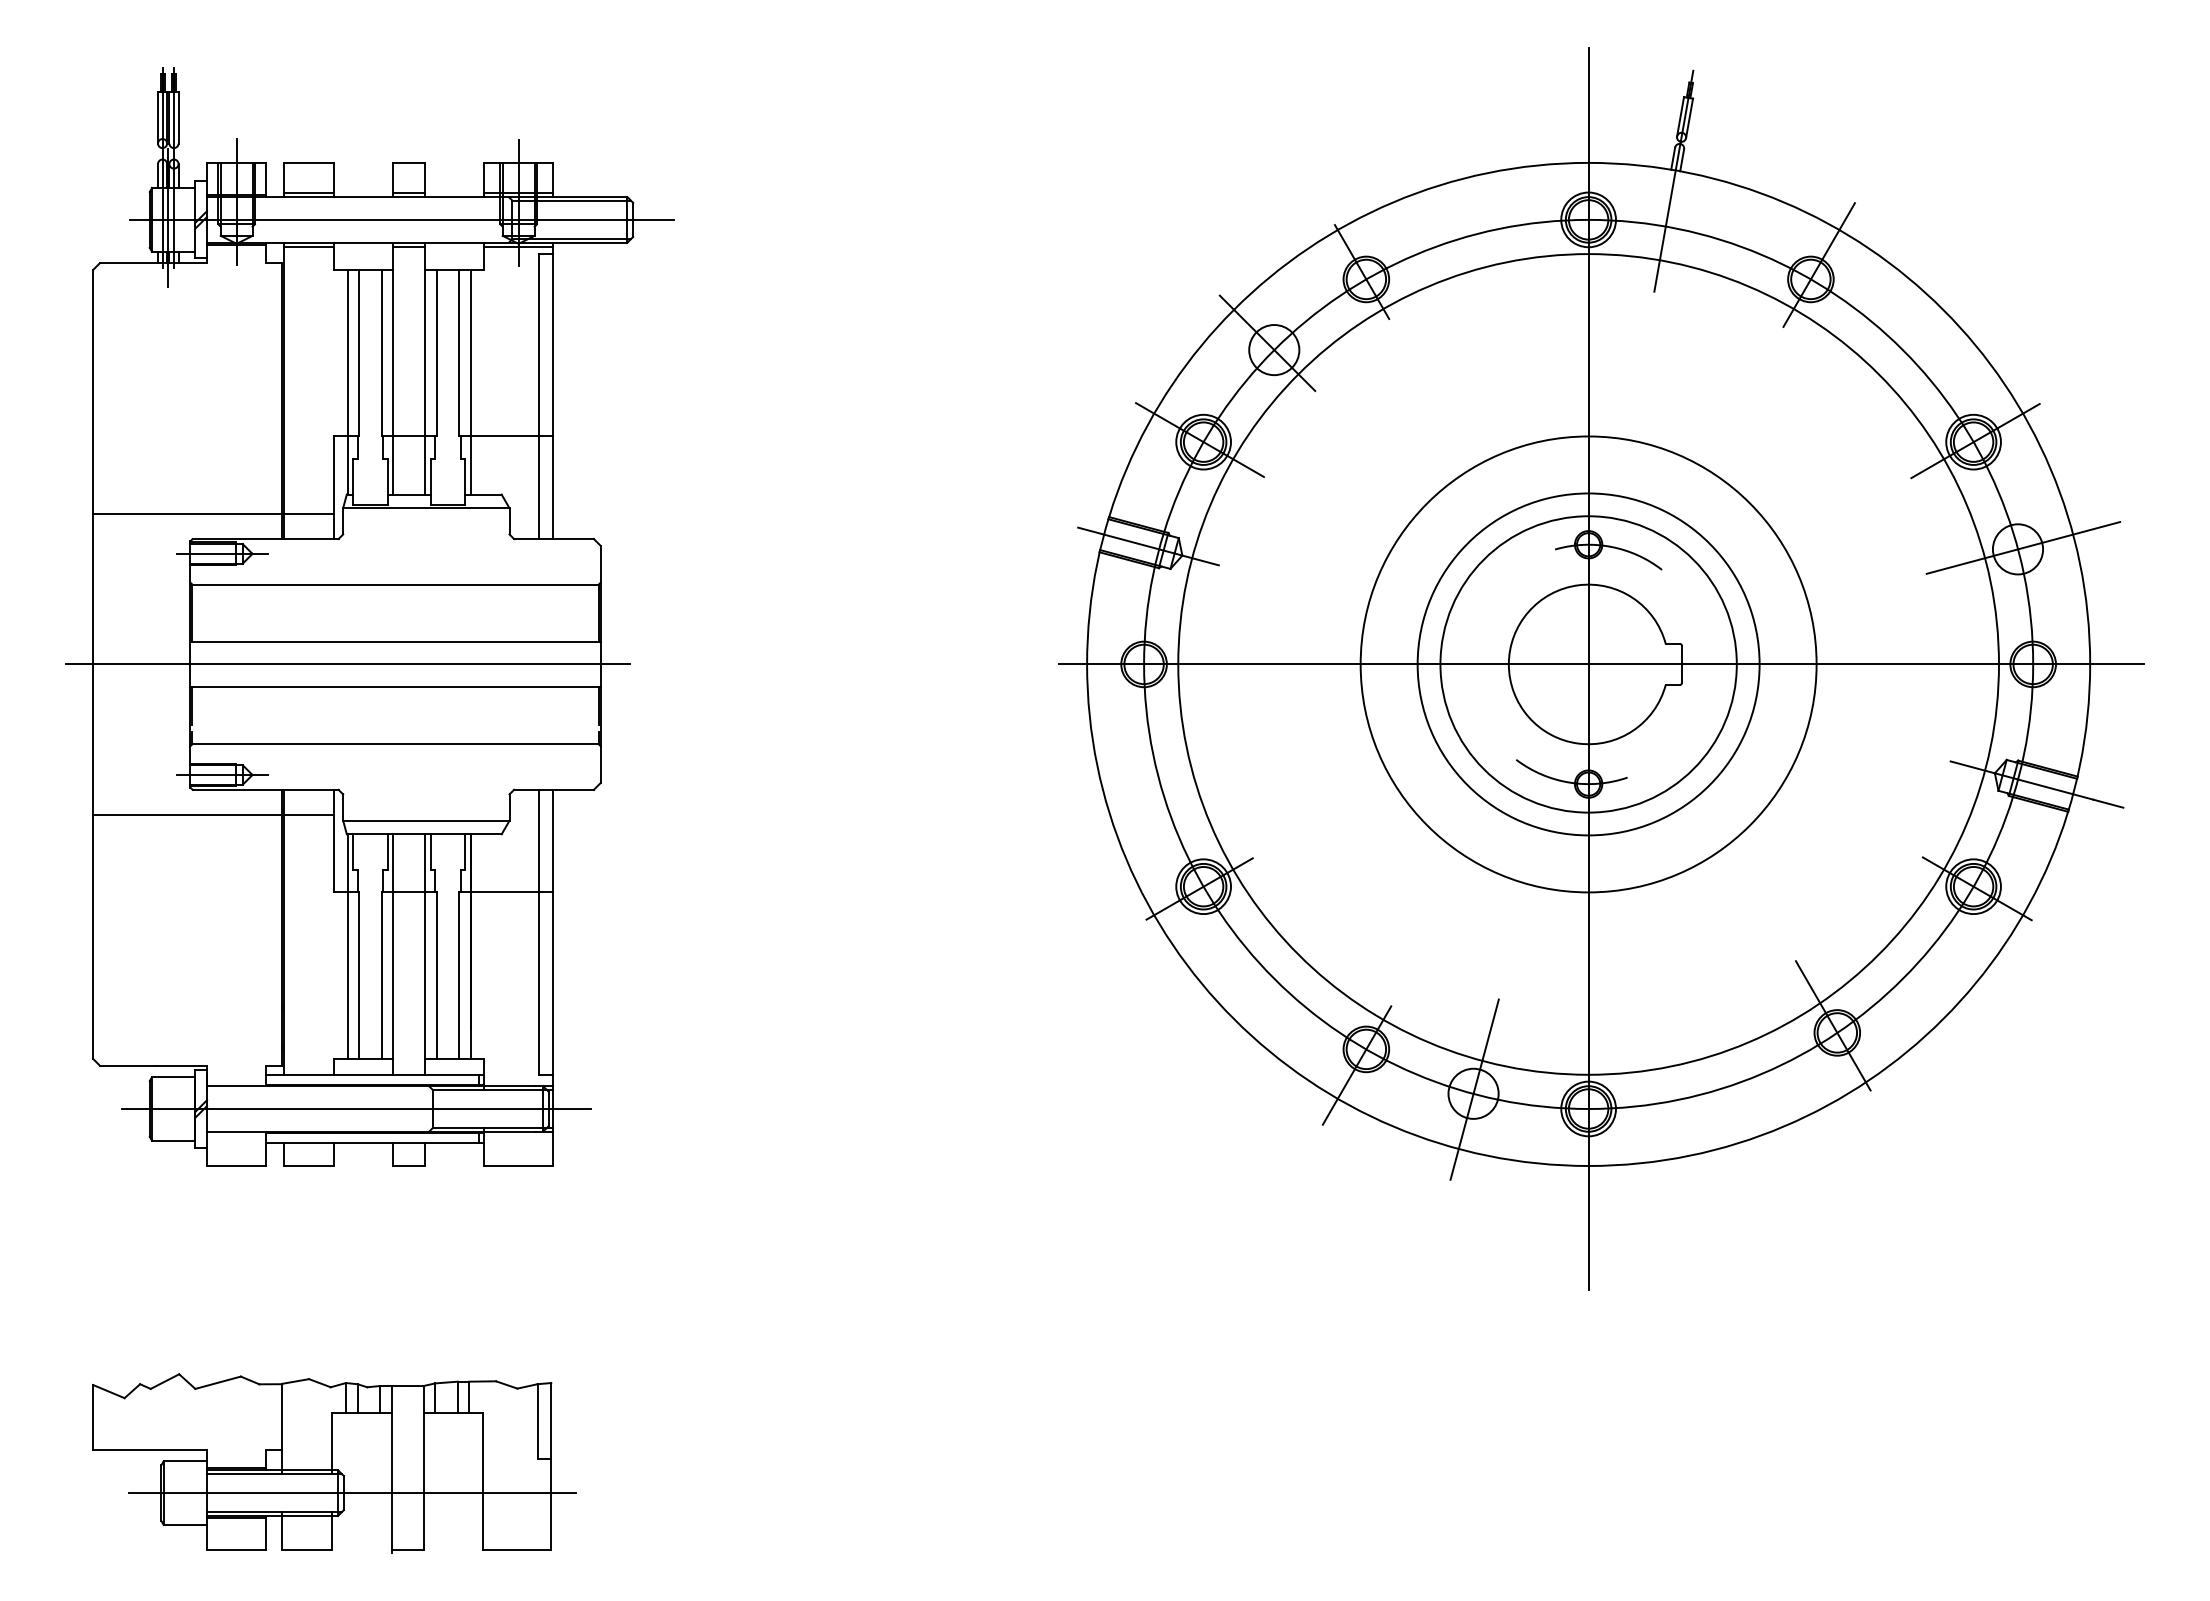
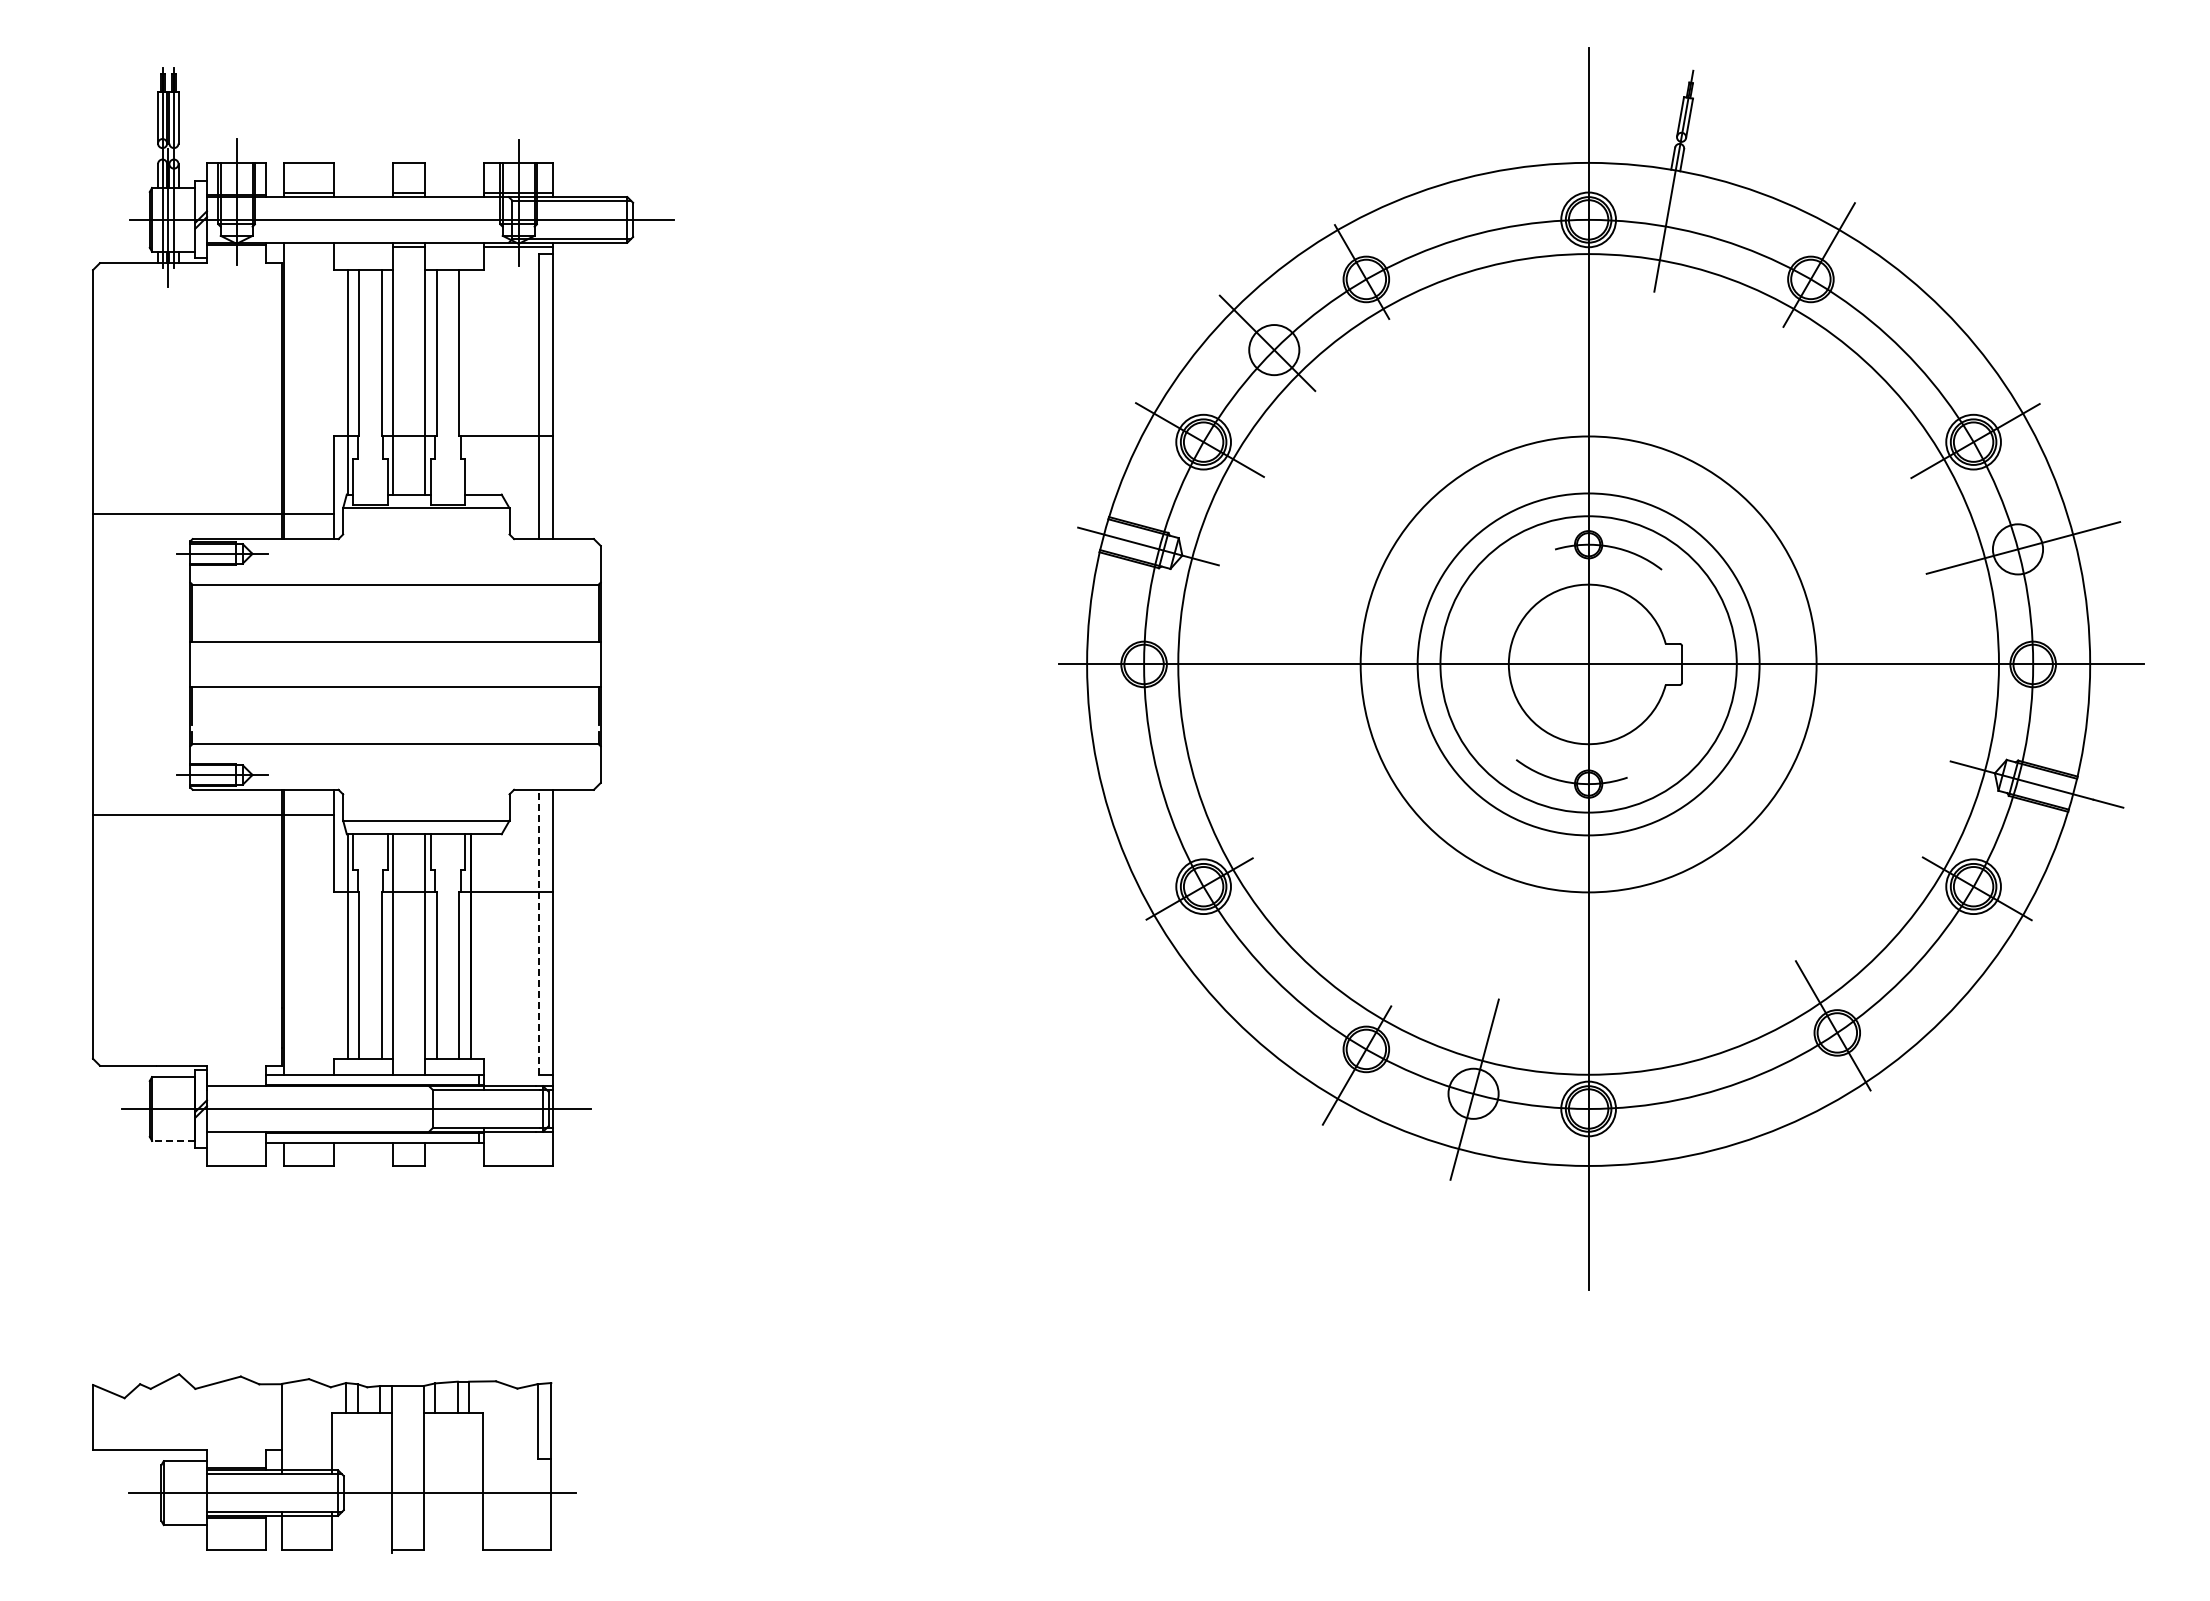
line: present -> none (308, 247)
line: present -> none (470, 382)
line: present -> none (348, 664)
line: solid -> dashed (539, 931)
line: solid -> dashed (173, 1140)
